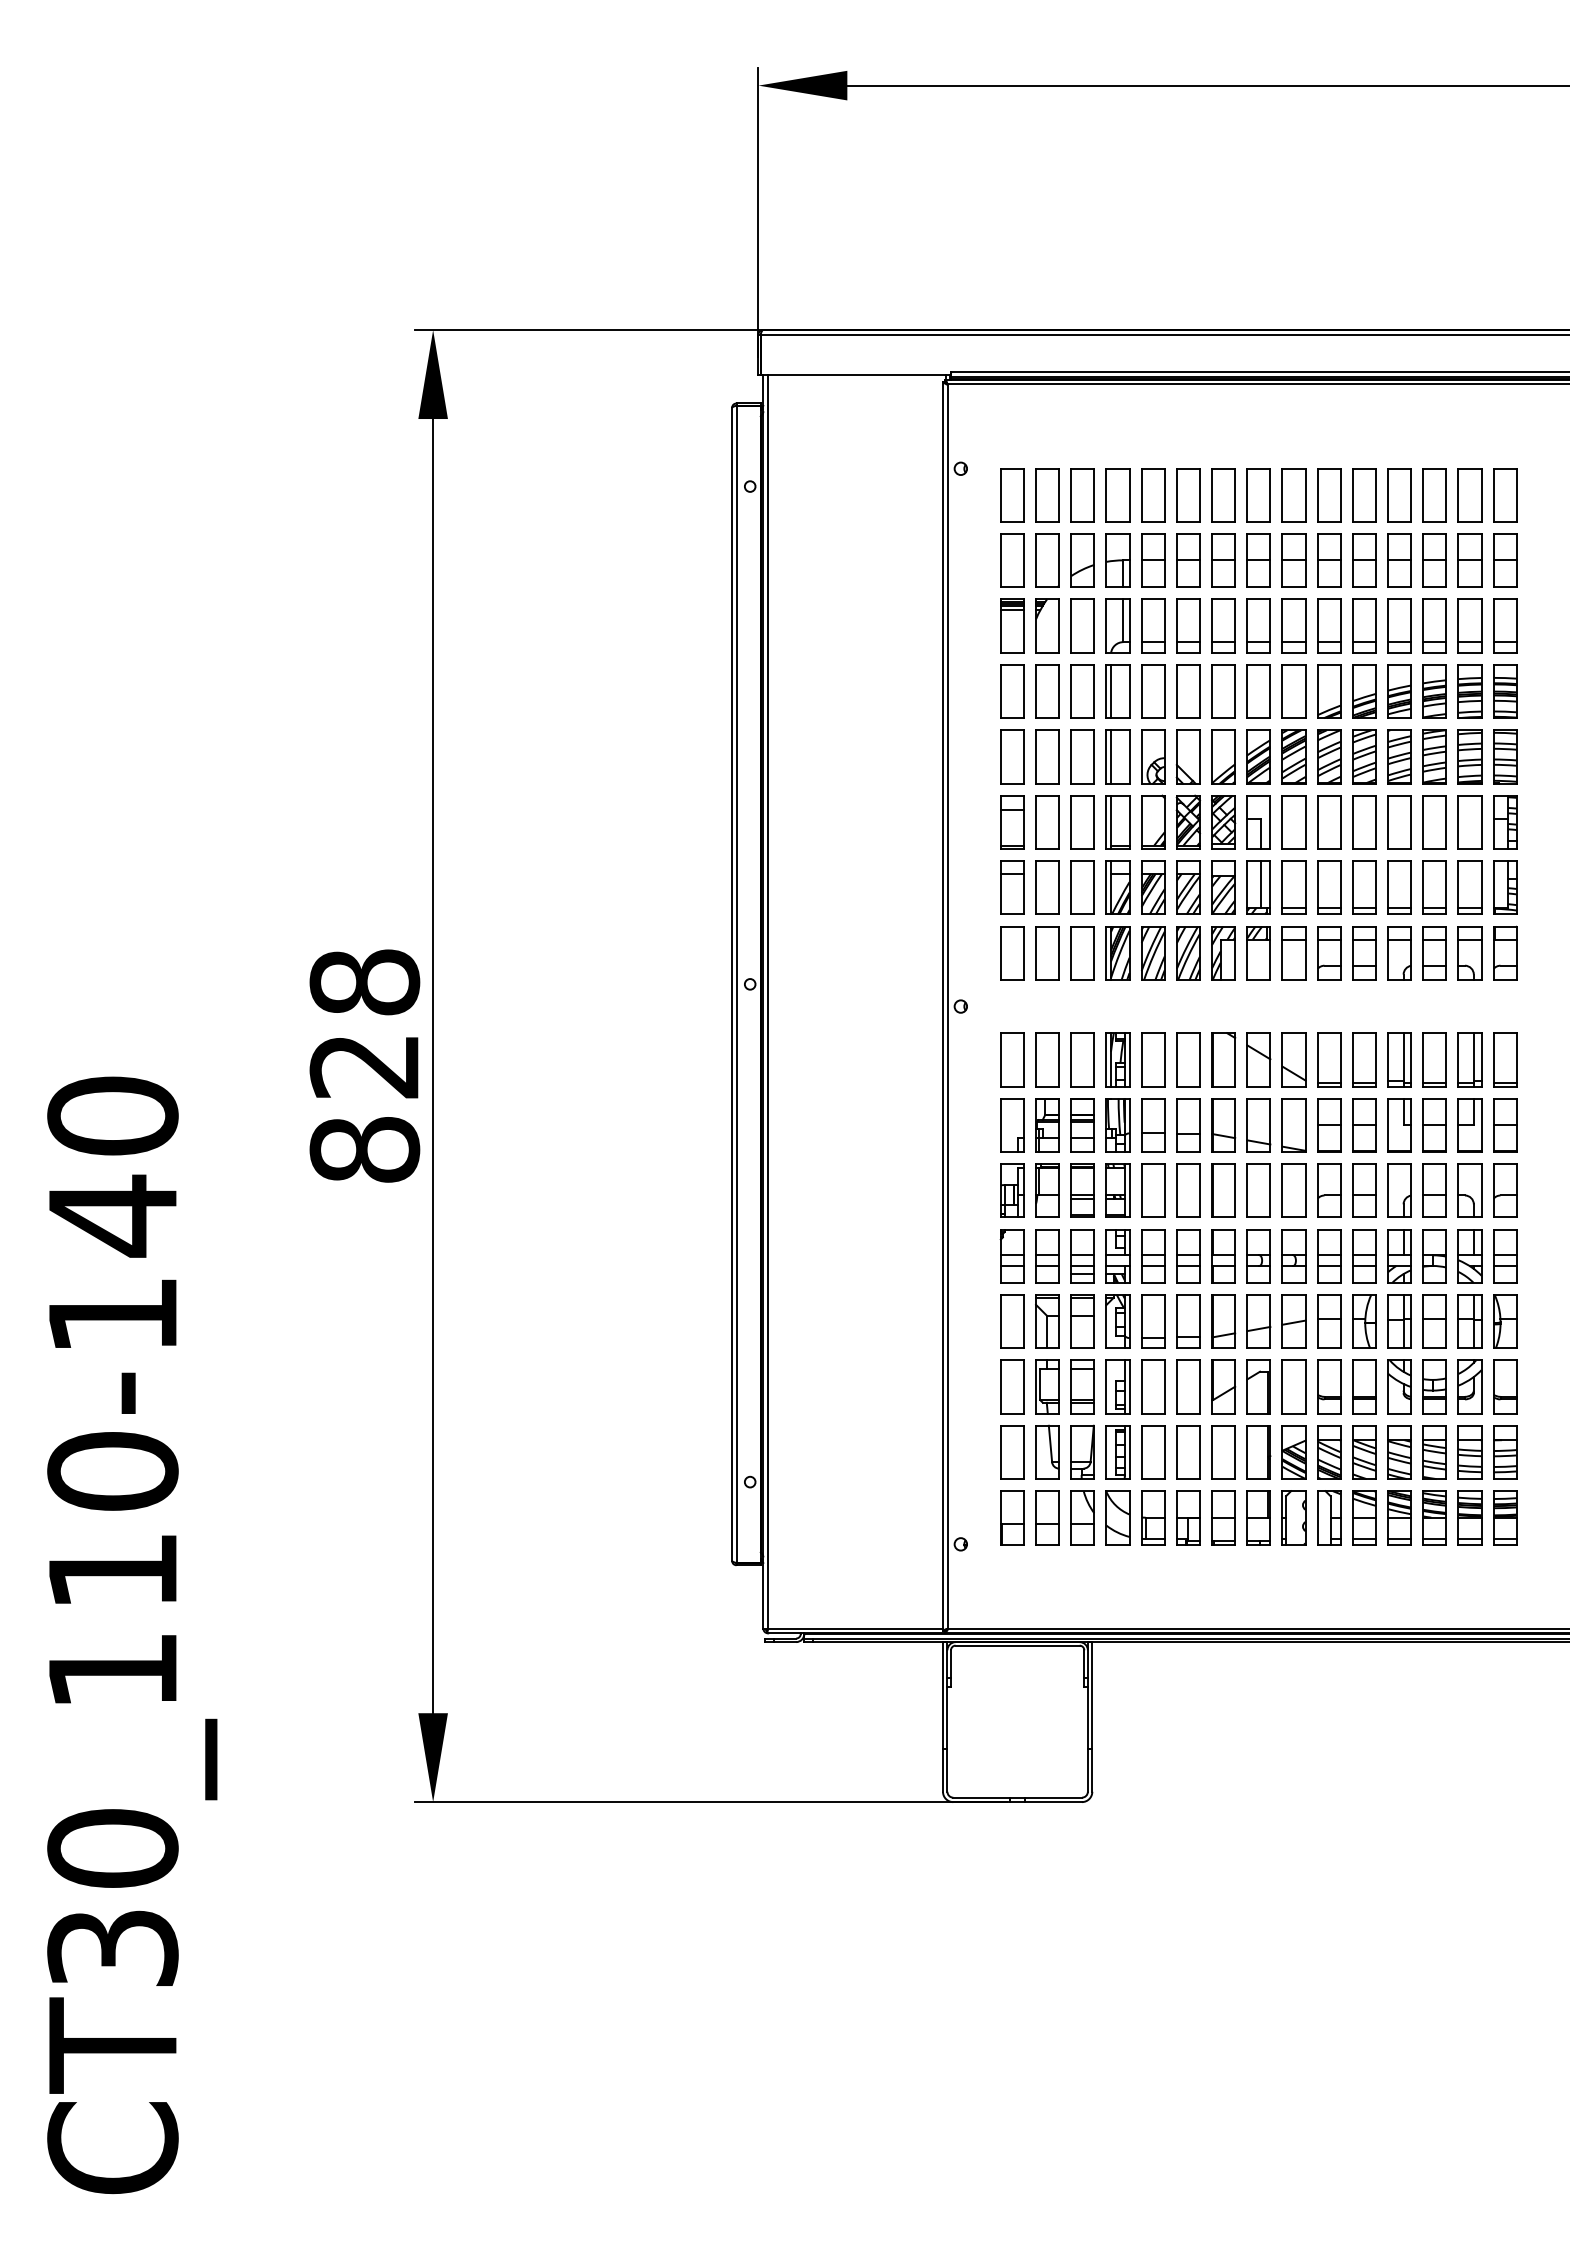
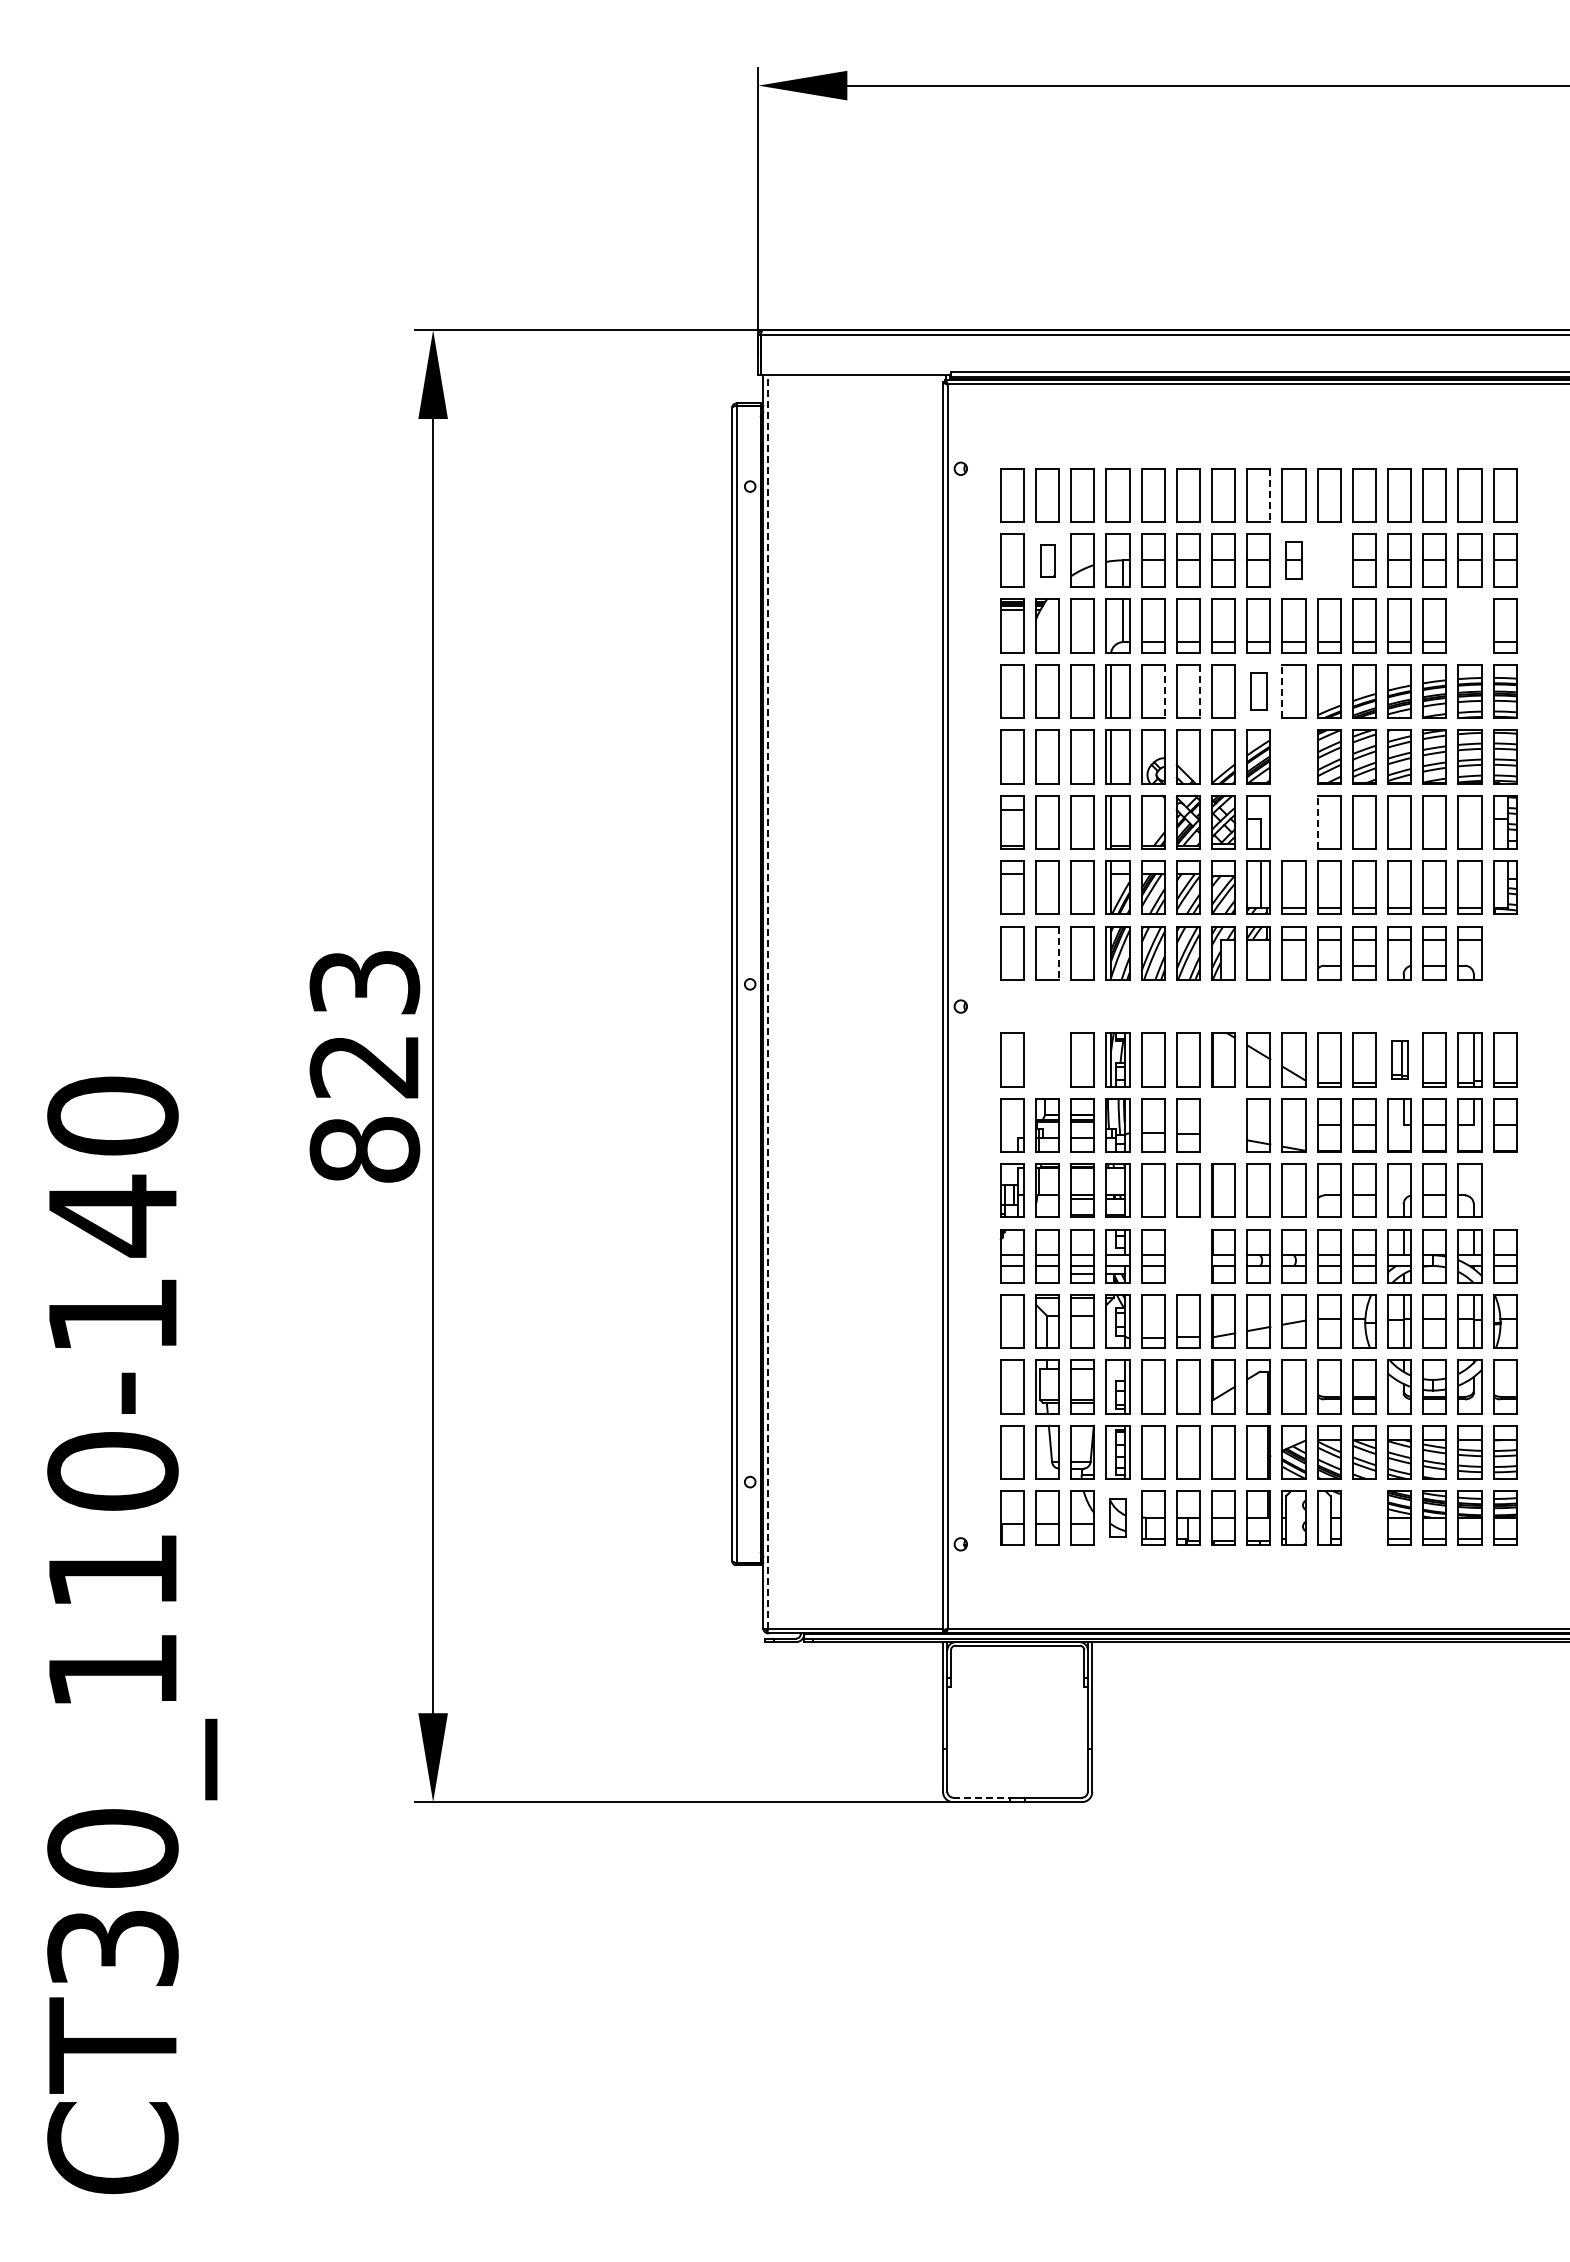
line: solid -> dashed (1270, 495)
part size: 25x55 px -> 16x34 px (1047, 560)
part size: 26x55 px -> 18x39 px (1293, 560)
part: present -> none (1329, 560)
part: present -> none (1469, 625)
line: solid -> dashed (1164, 691)
line: solid -> dashed (1199, 691)
part size: 25x55 px -> 18x39 px (1258, 691)
line: solid -> dashed (1282, 691)
part: present -> none (1293, 756)
part: present -> none (1293, 822)
line: solid -> dashed (1317, 822)
part: present -> none (1505, 952)
line: solid -> dashed (1059, 953)
text: 828 -> 823 (364, 982)
line: solid -> dashed (767, 1001)
part: present -> none (1047, 1059)
part size: 25x56 px -> 18x40 px (1399, 1059)
part: present -> none (1223, 1125)
part: present -> none (1505, 1190)
part: present -> none (1188, 1256)
part size: 26x56 px -> 18x40 px (1117, 1517)
part: present -> none (1364, 1517)
line: solid -> dashed (982, 1797)
